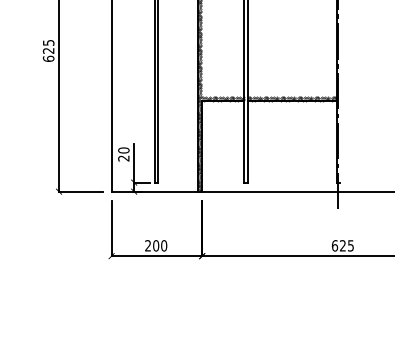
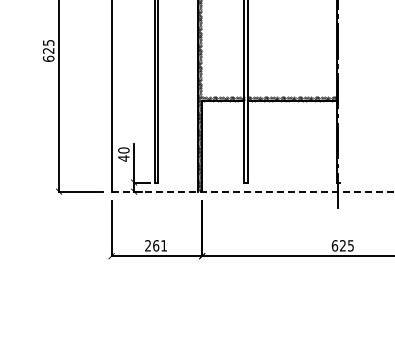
text: 20 -> 40 (123, 158)
line: solid -> dashed (253, 191)
text: 200 -> 261 (160, 245)
